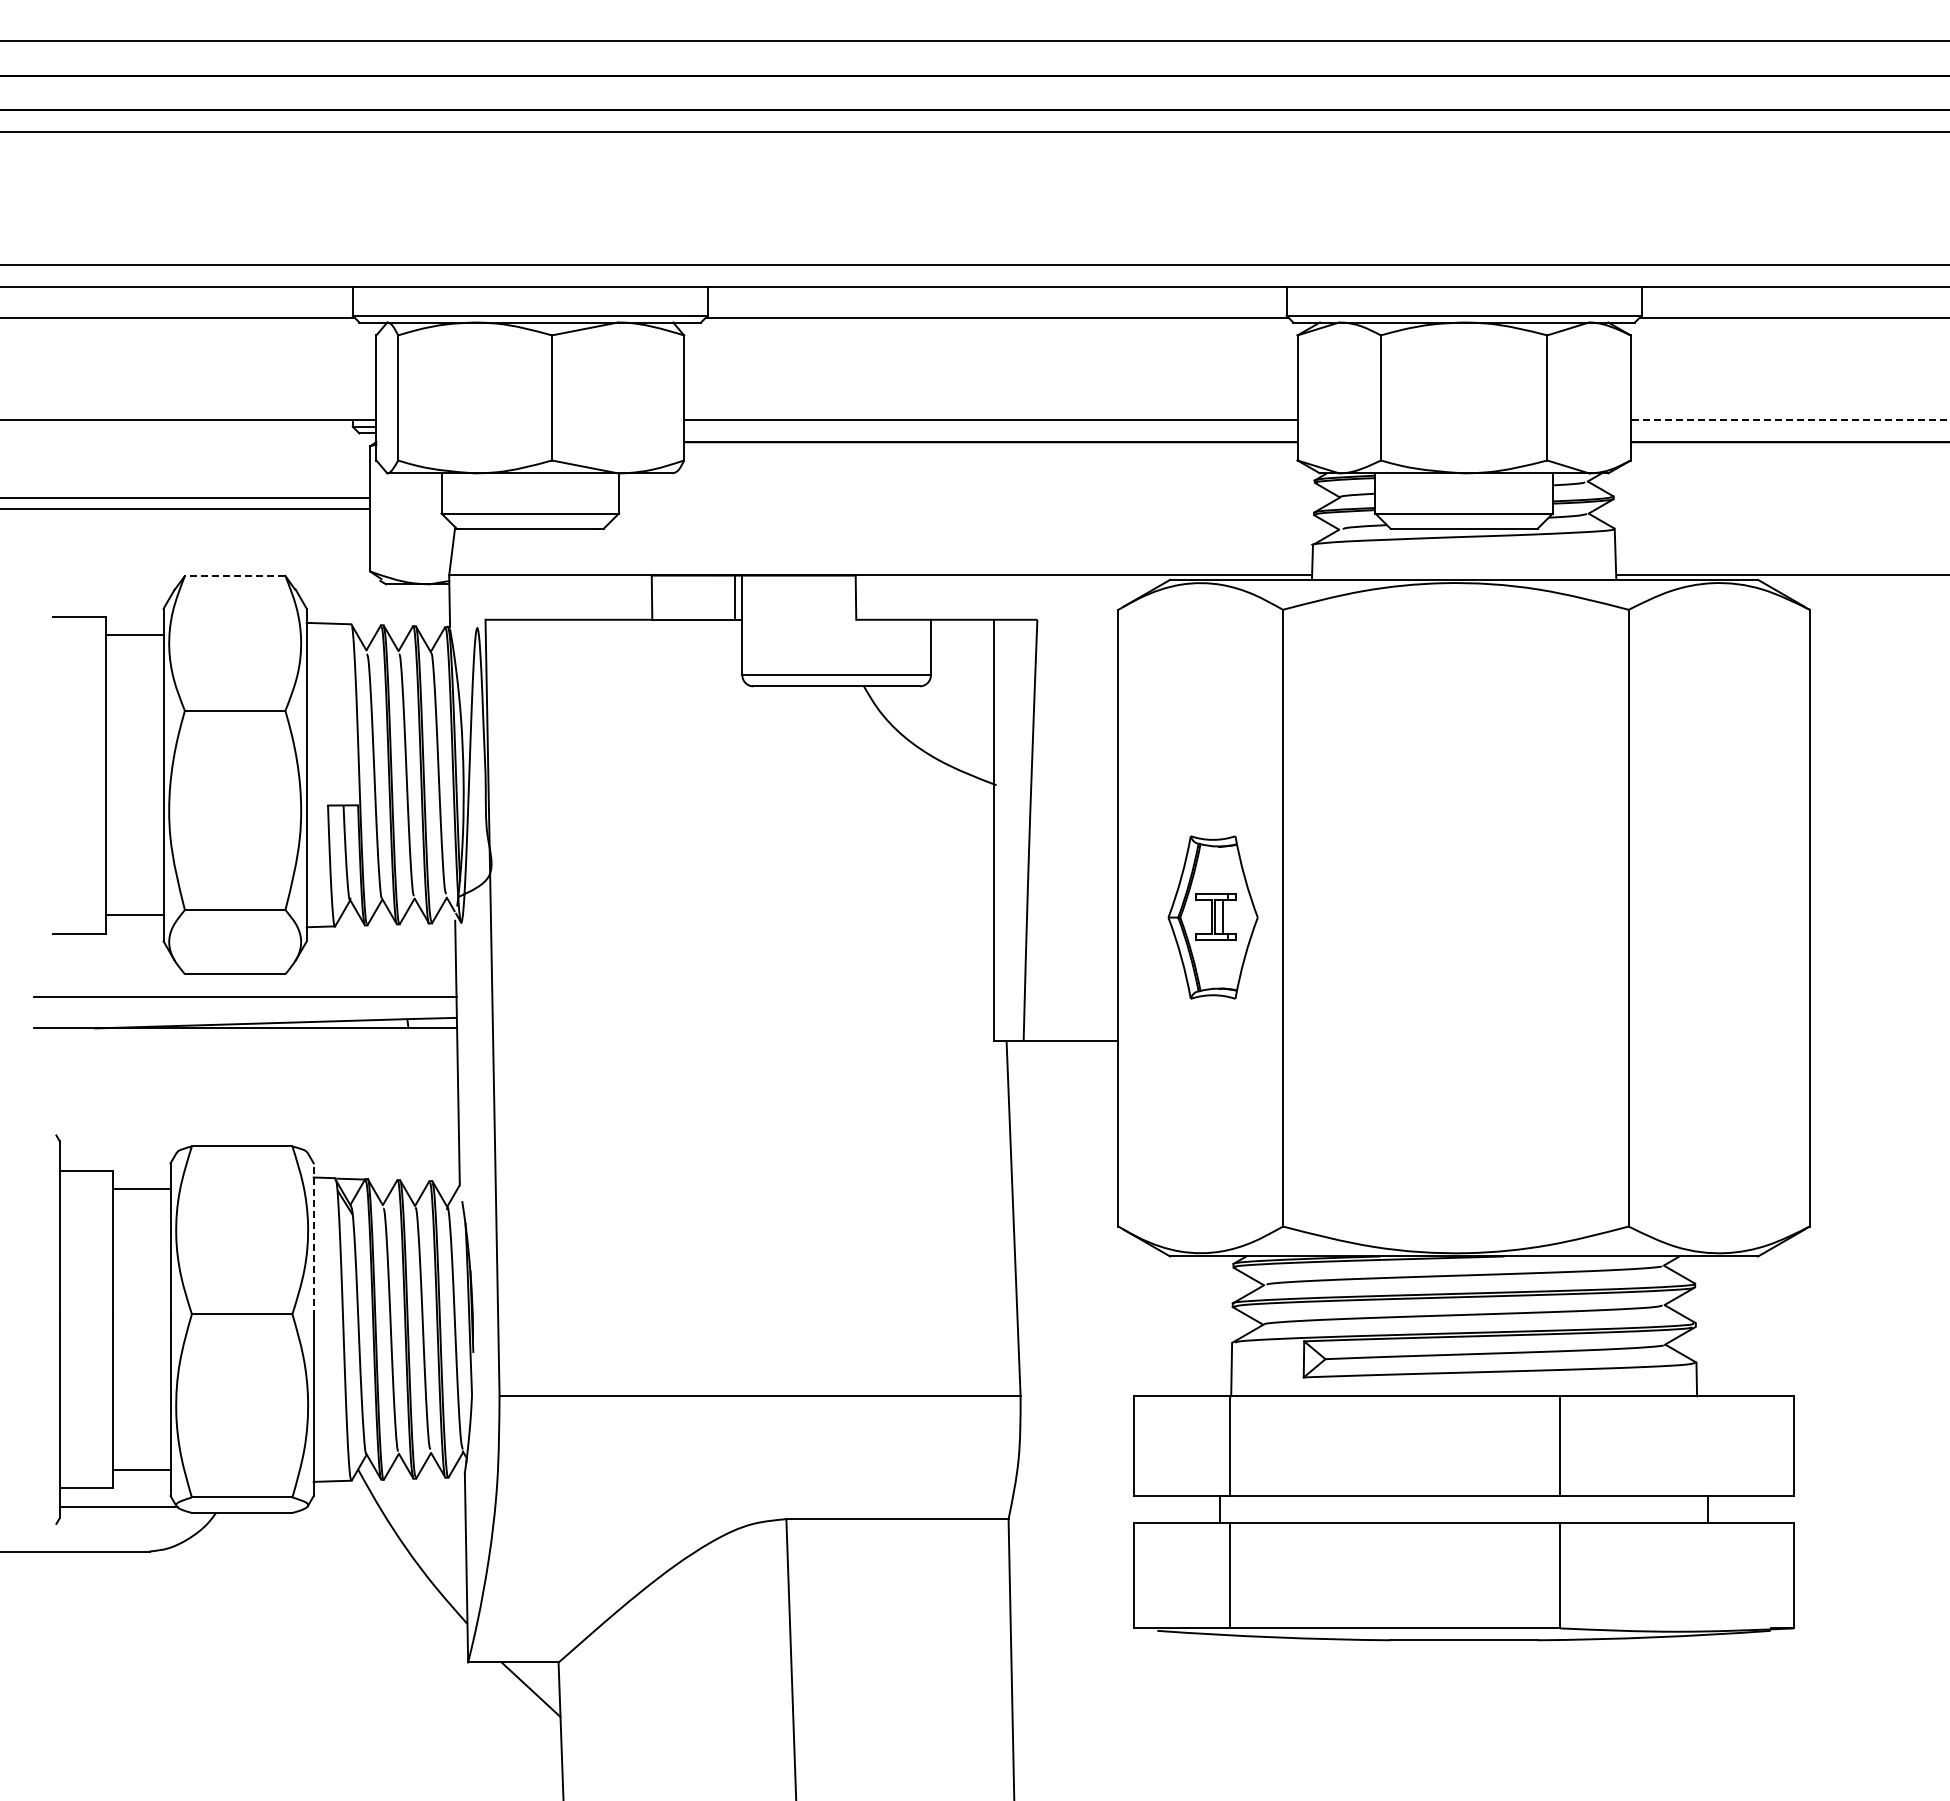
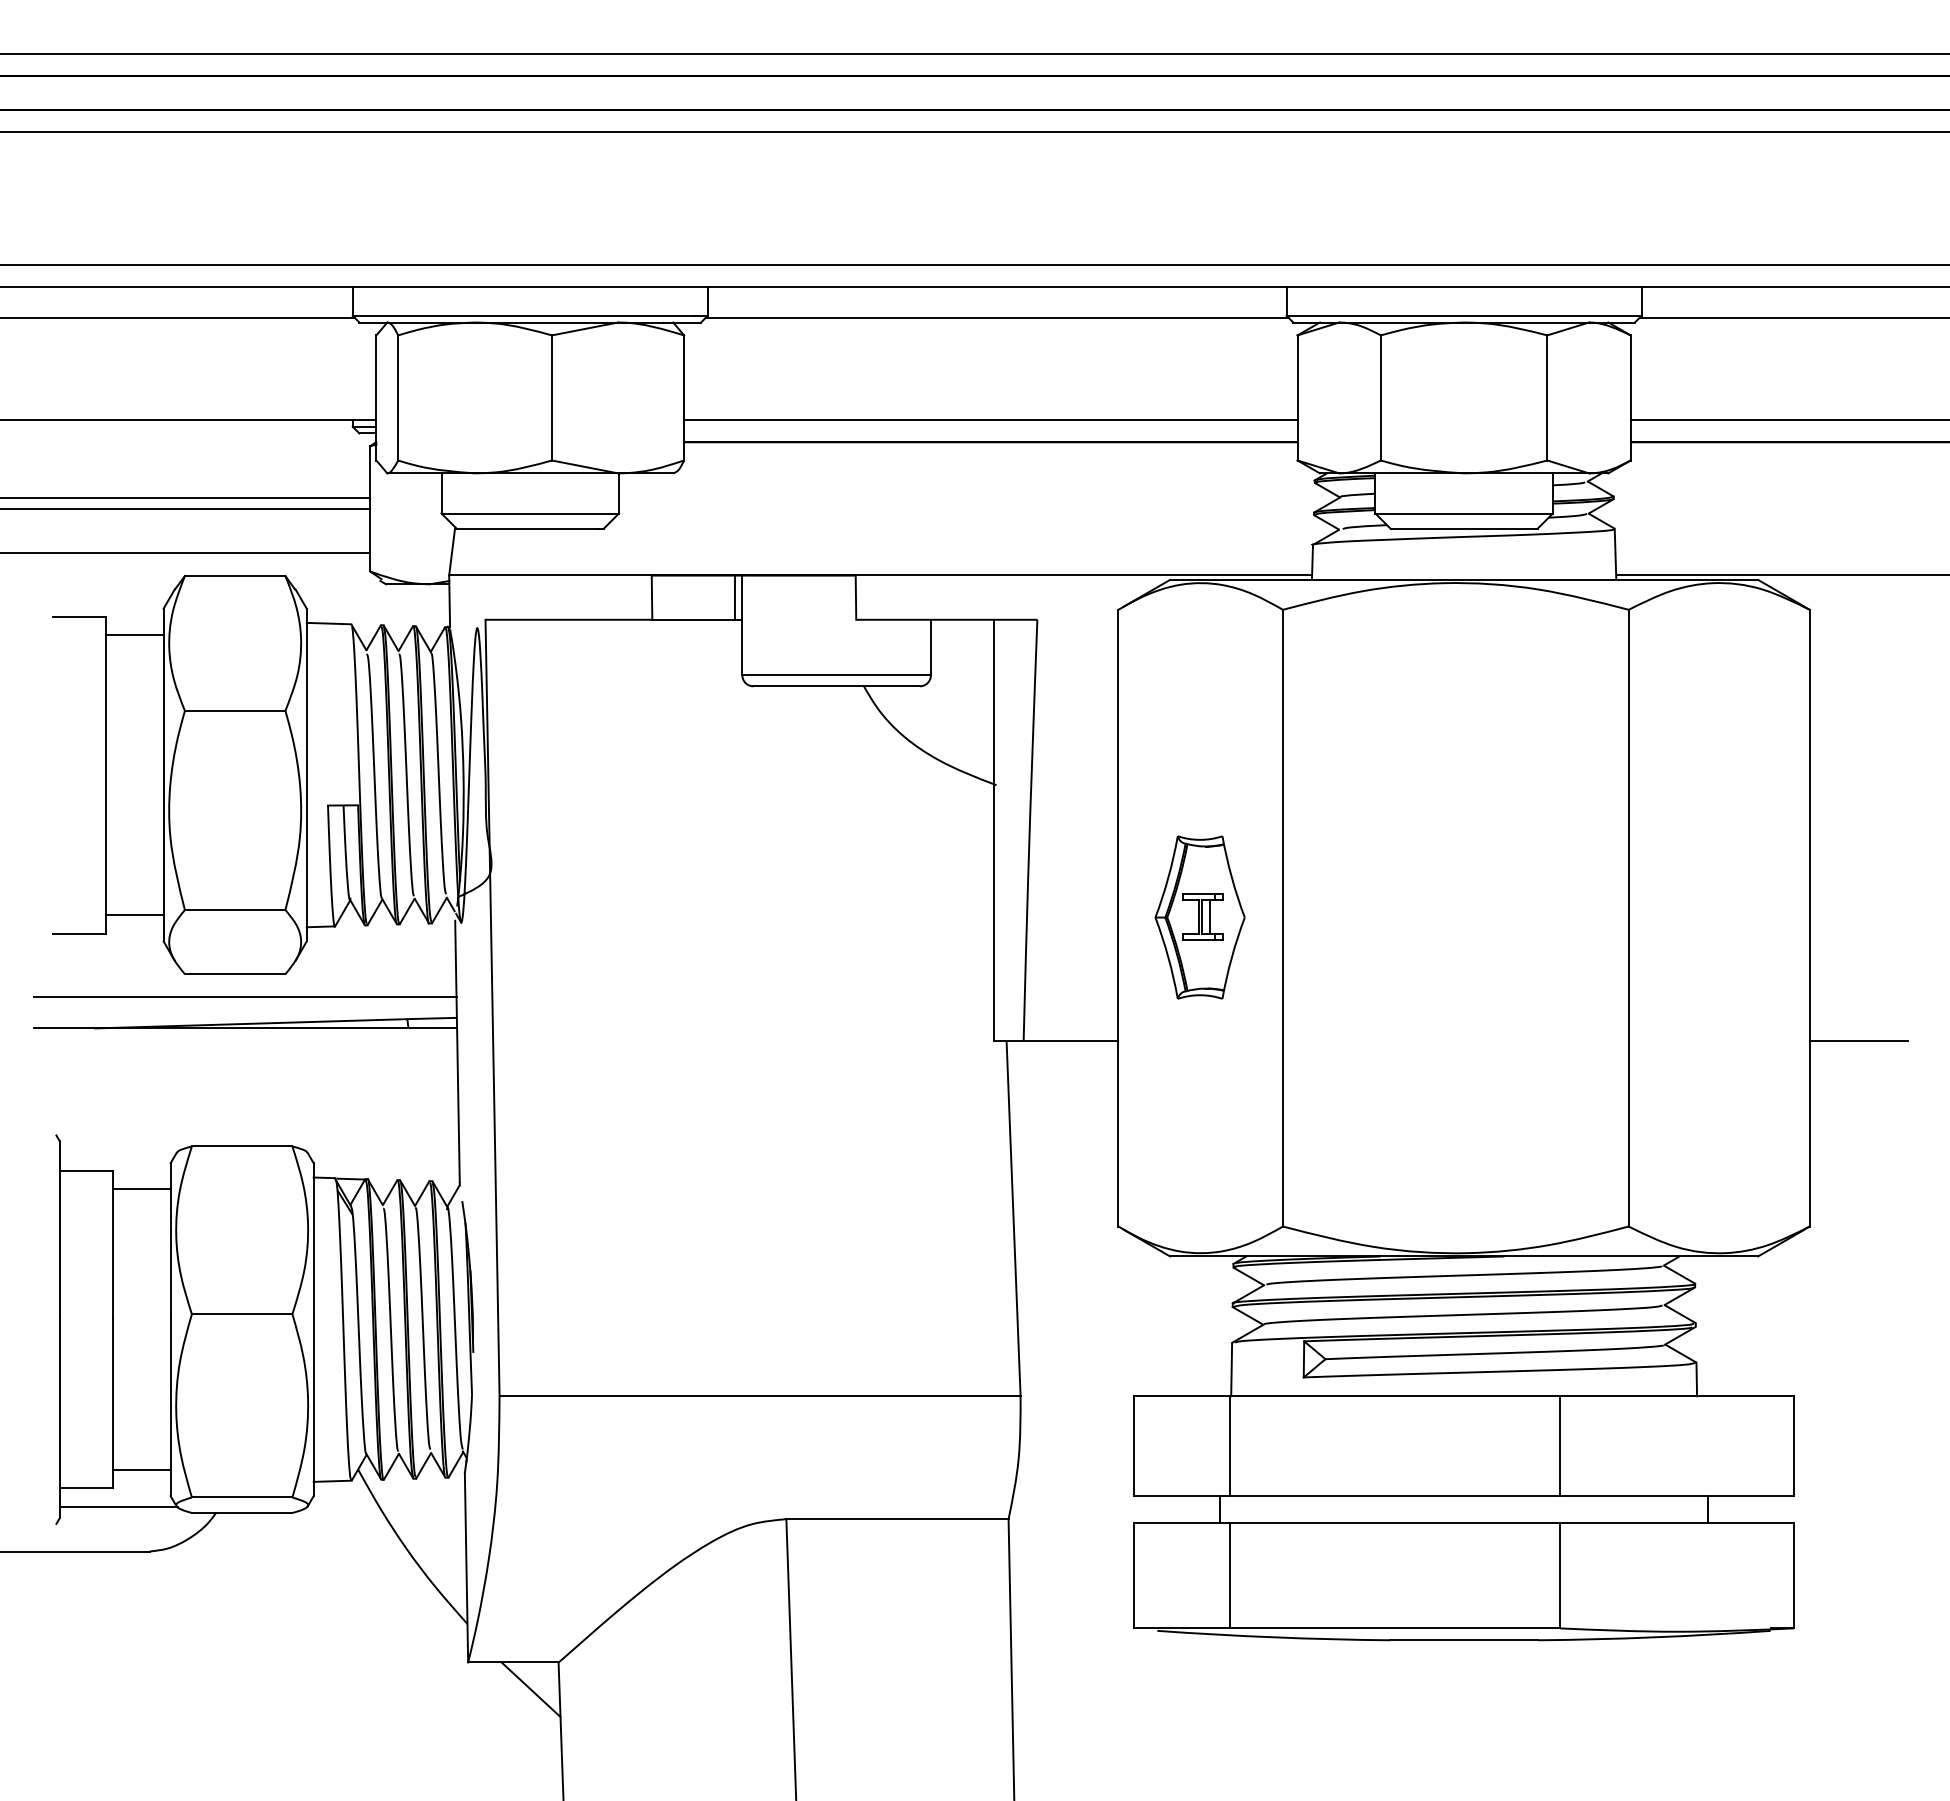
line position: (974, 41) -> (974, 54) (974, 54)
line: dashed -> solid (1789, 420)
line: none -> present (186, 553)
line: dashed -> solid (234, 575)
part position: (1212, 917) -> (1199, 917) (1199, 917)
line: none -> present (1858, 1041)
line: dashed -> solid (313, 1240)
